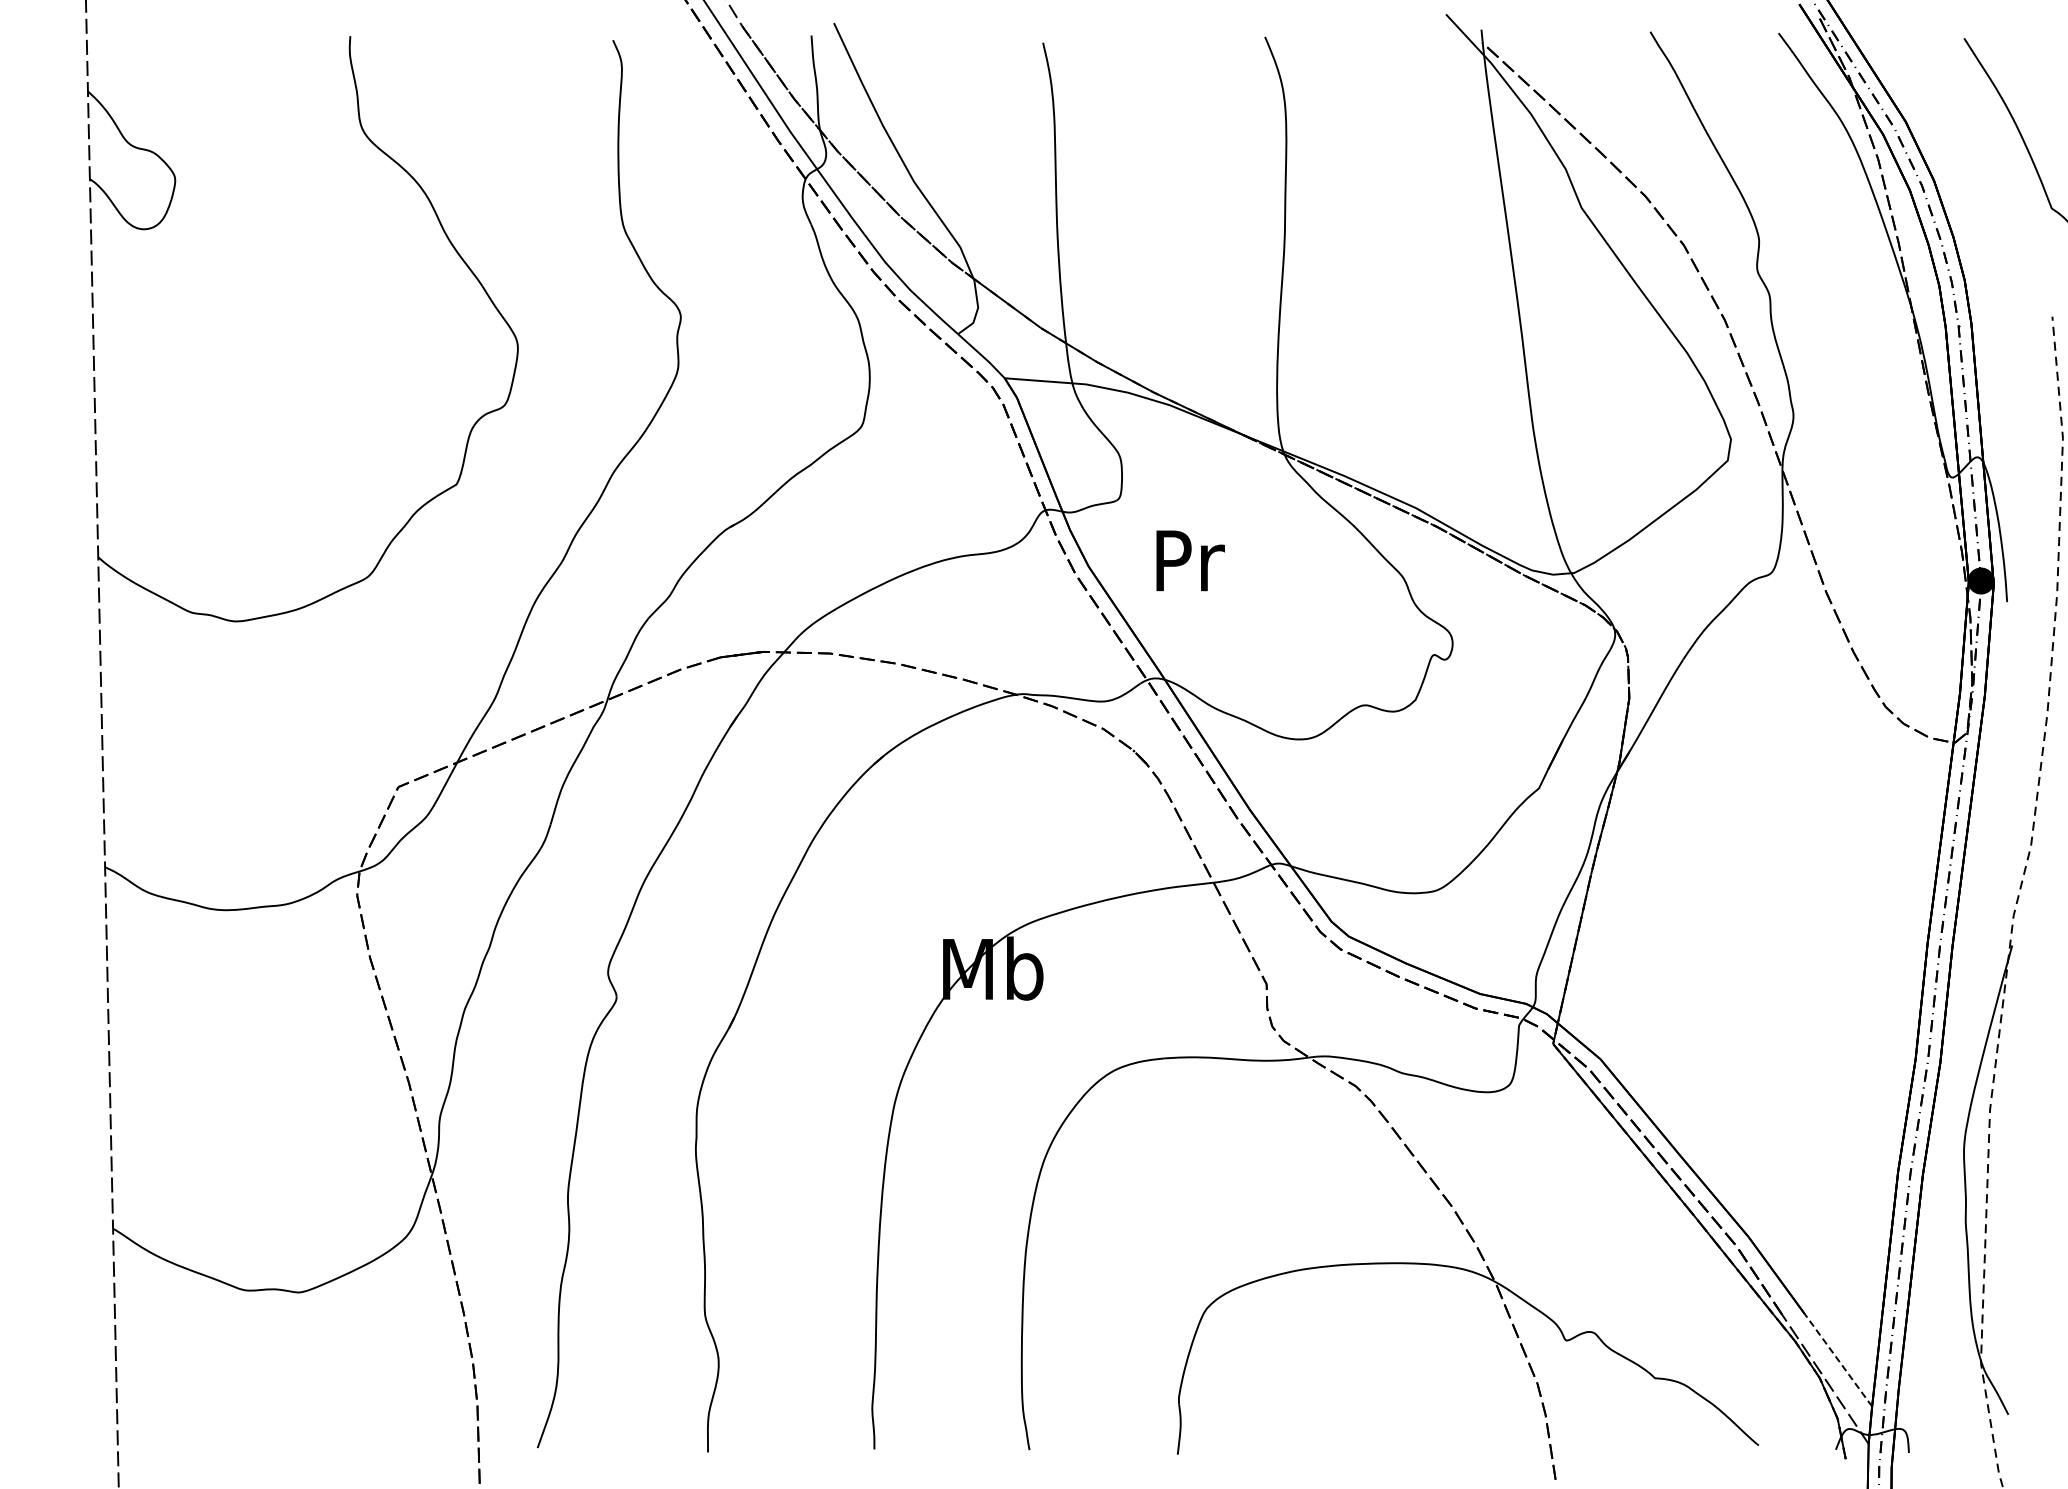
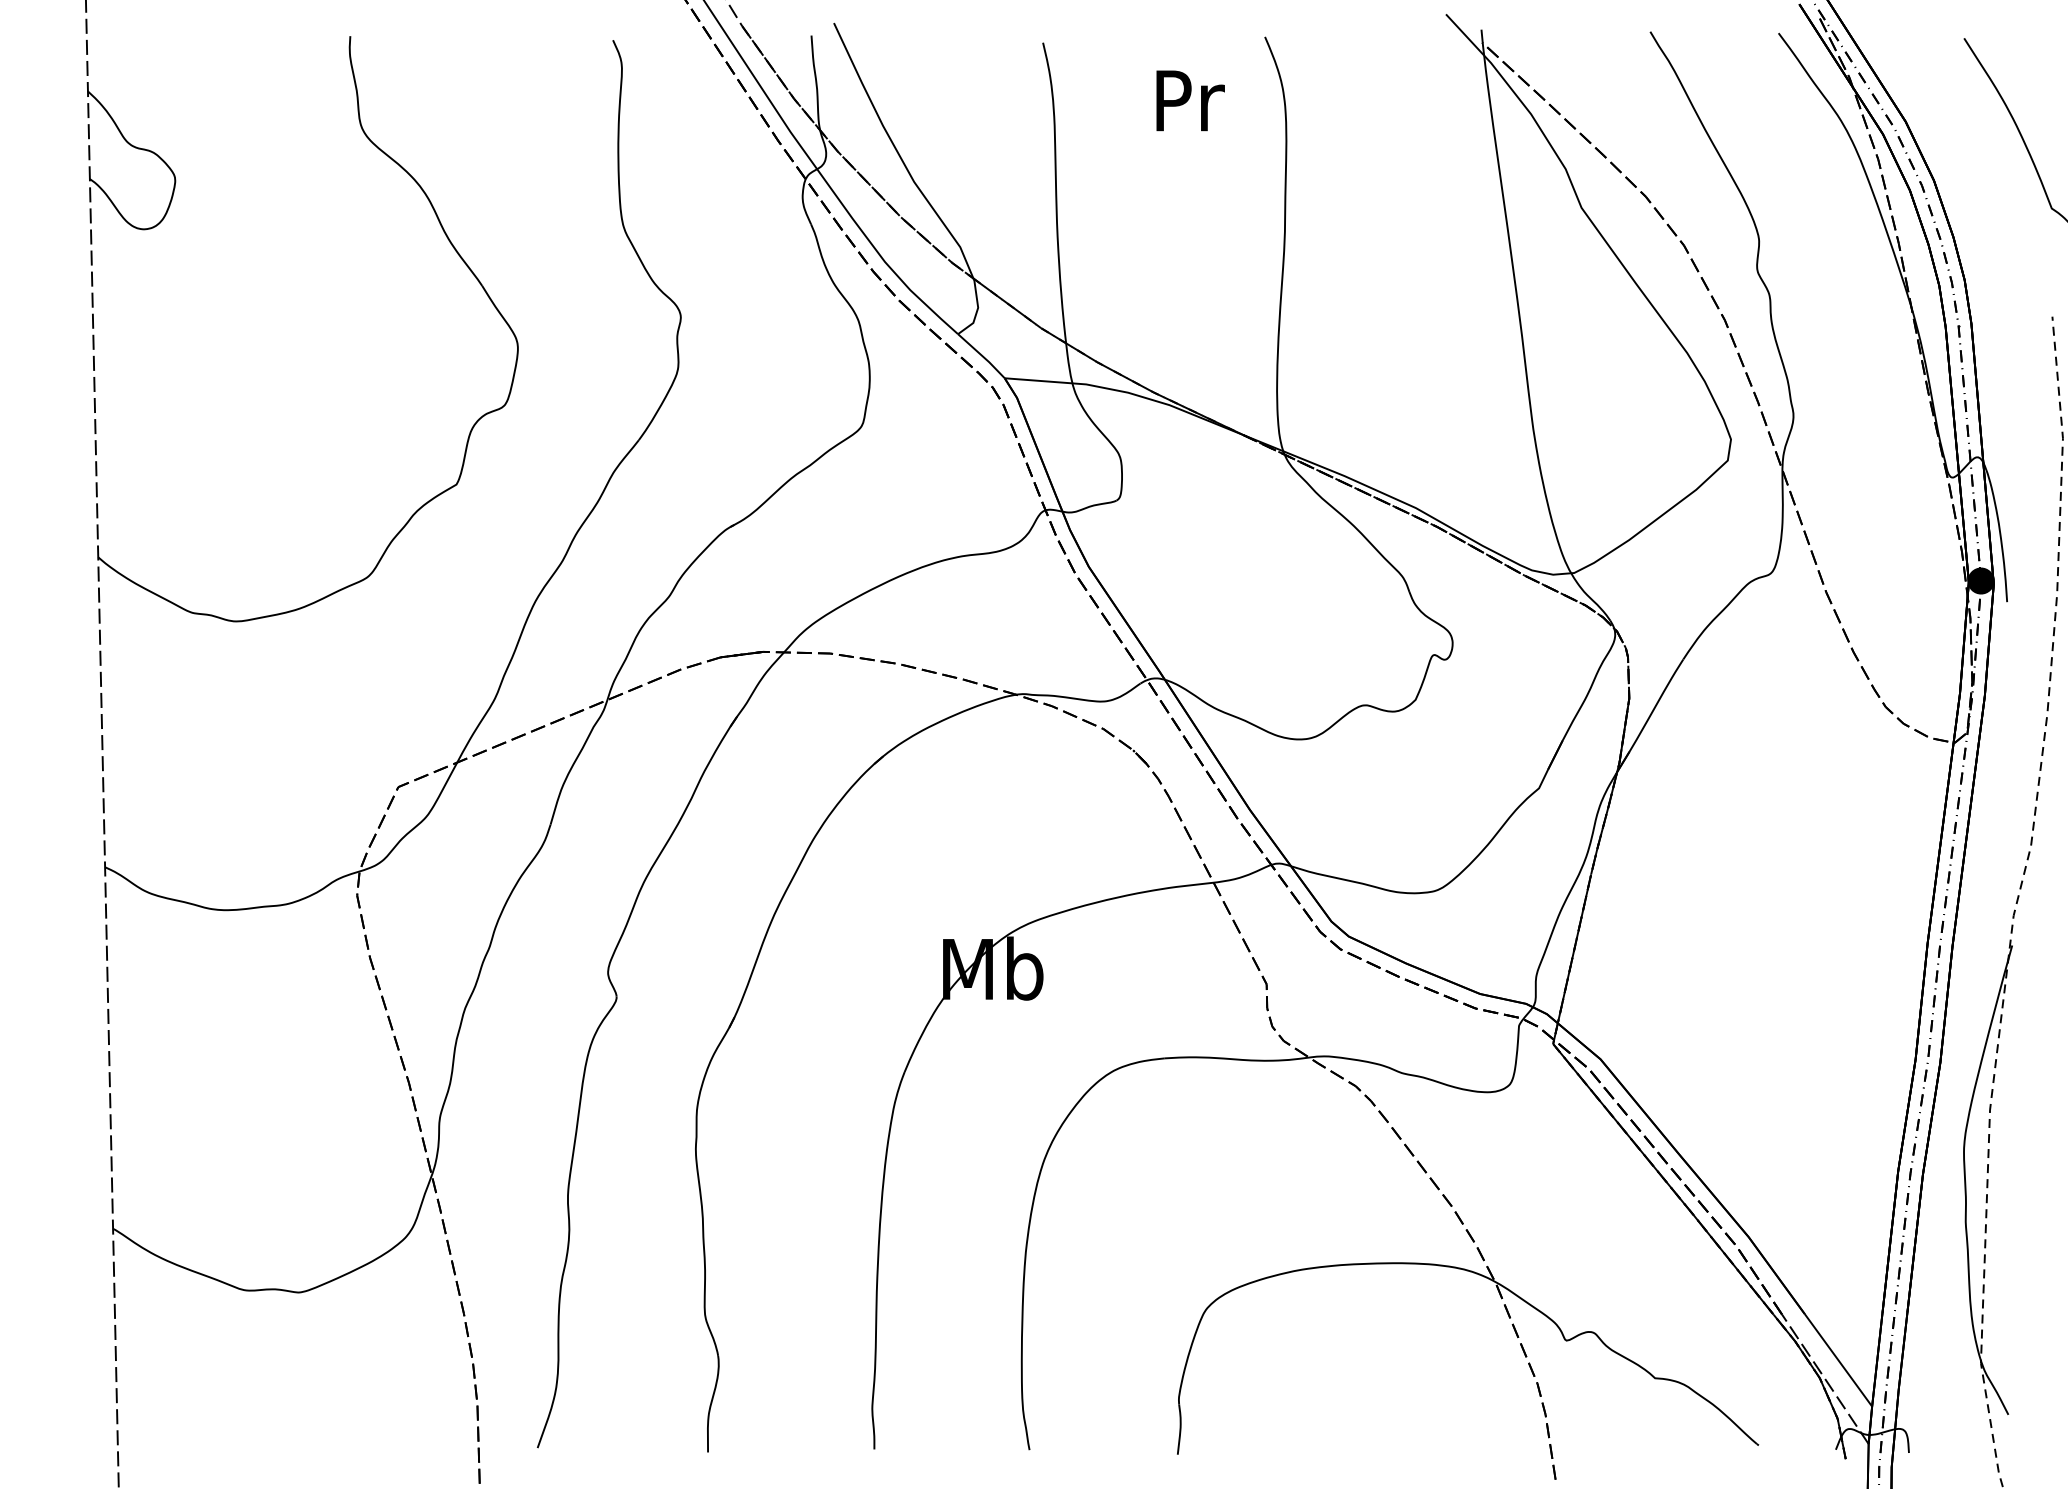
text position: (1190, 560) -> (1190, 100) (1190, 100)
line: dashed -> solid (1838, 1360)
